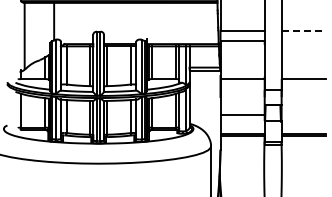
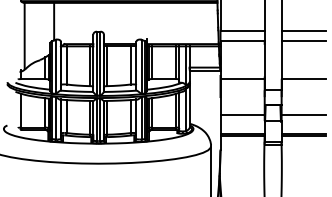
line: dashed -> solid (304, 30)
line: none -> present (303, 40)
line: none -> present (303, 114)
